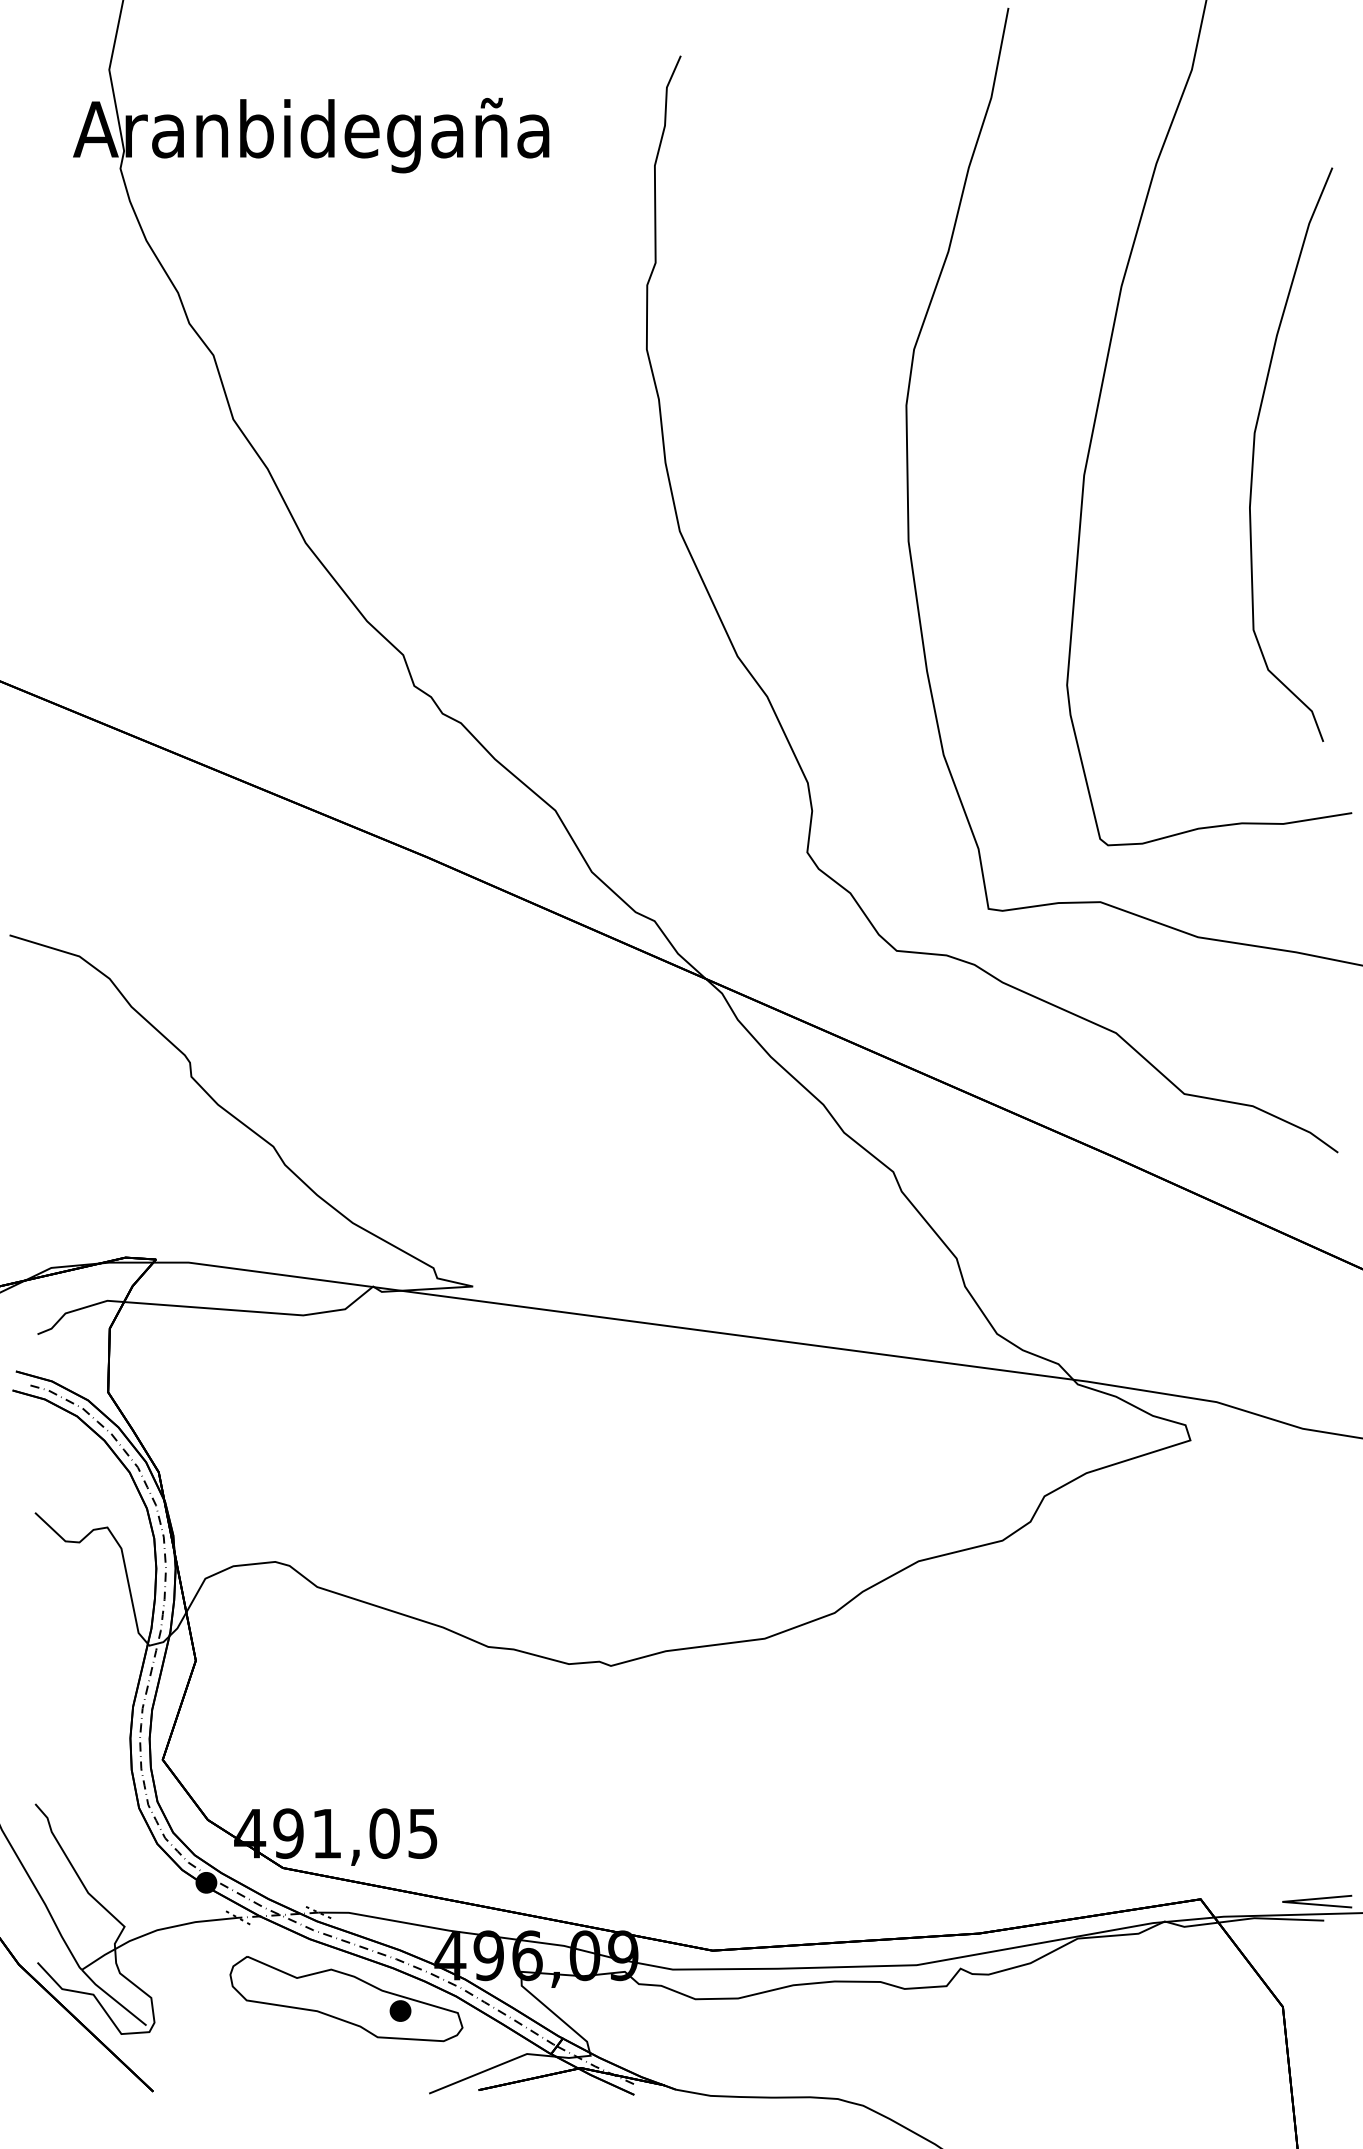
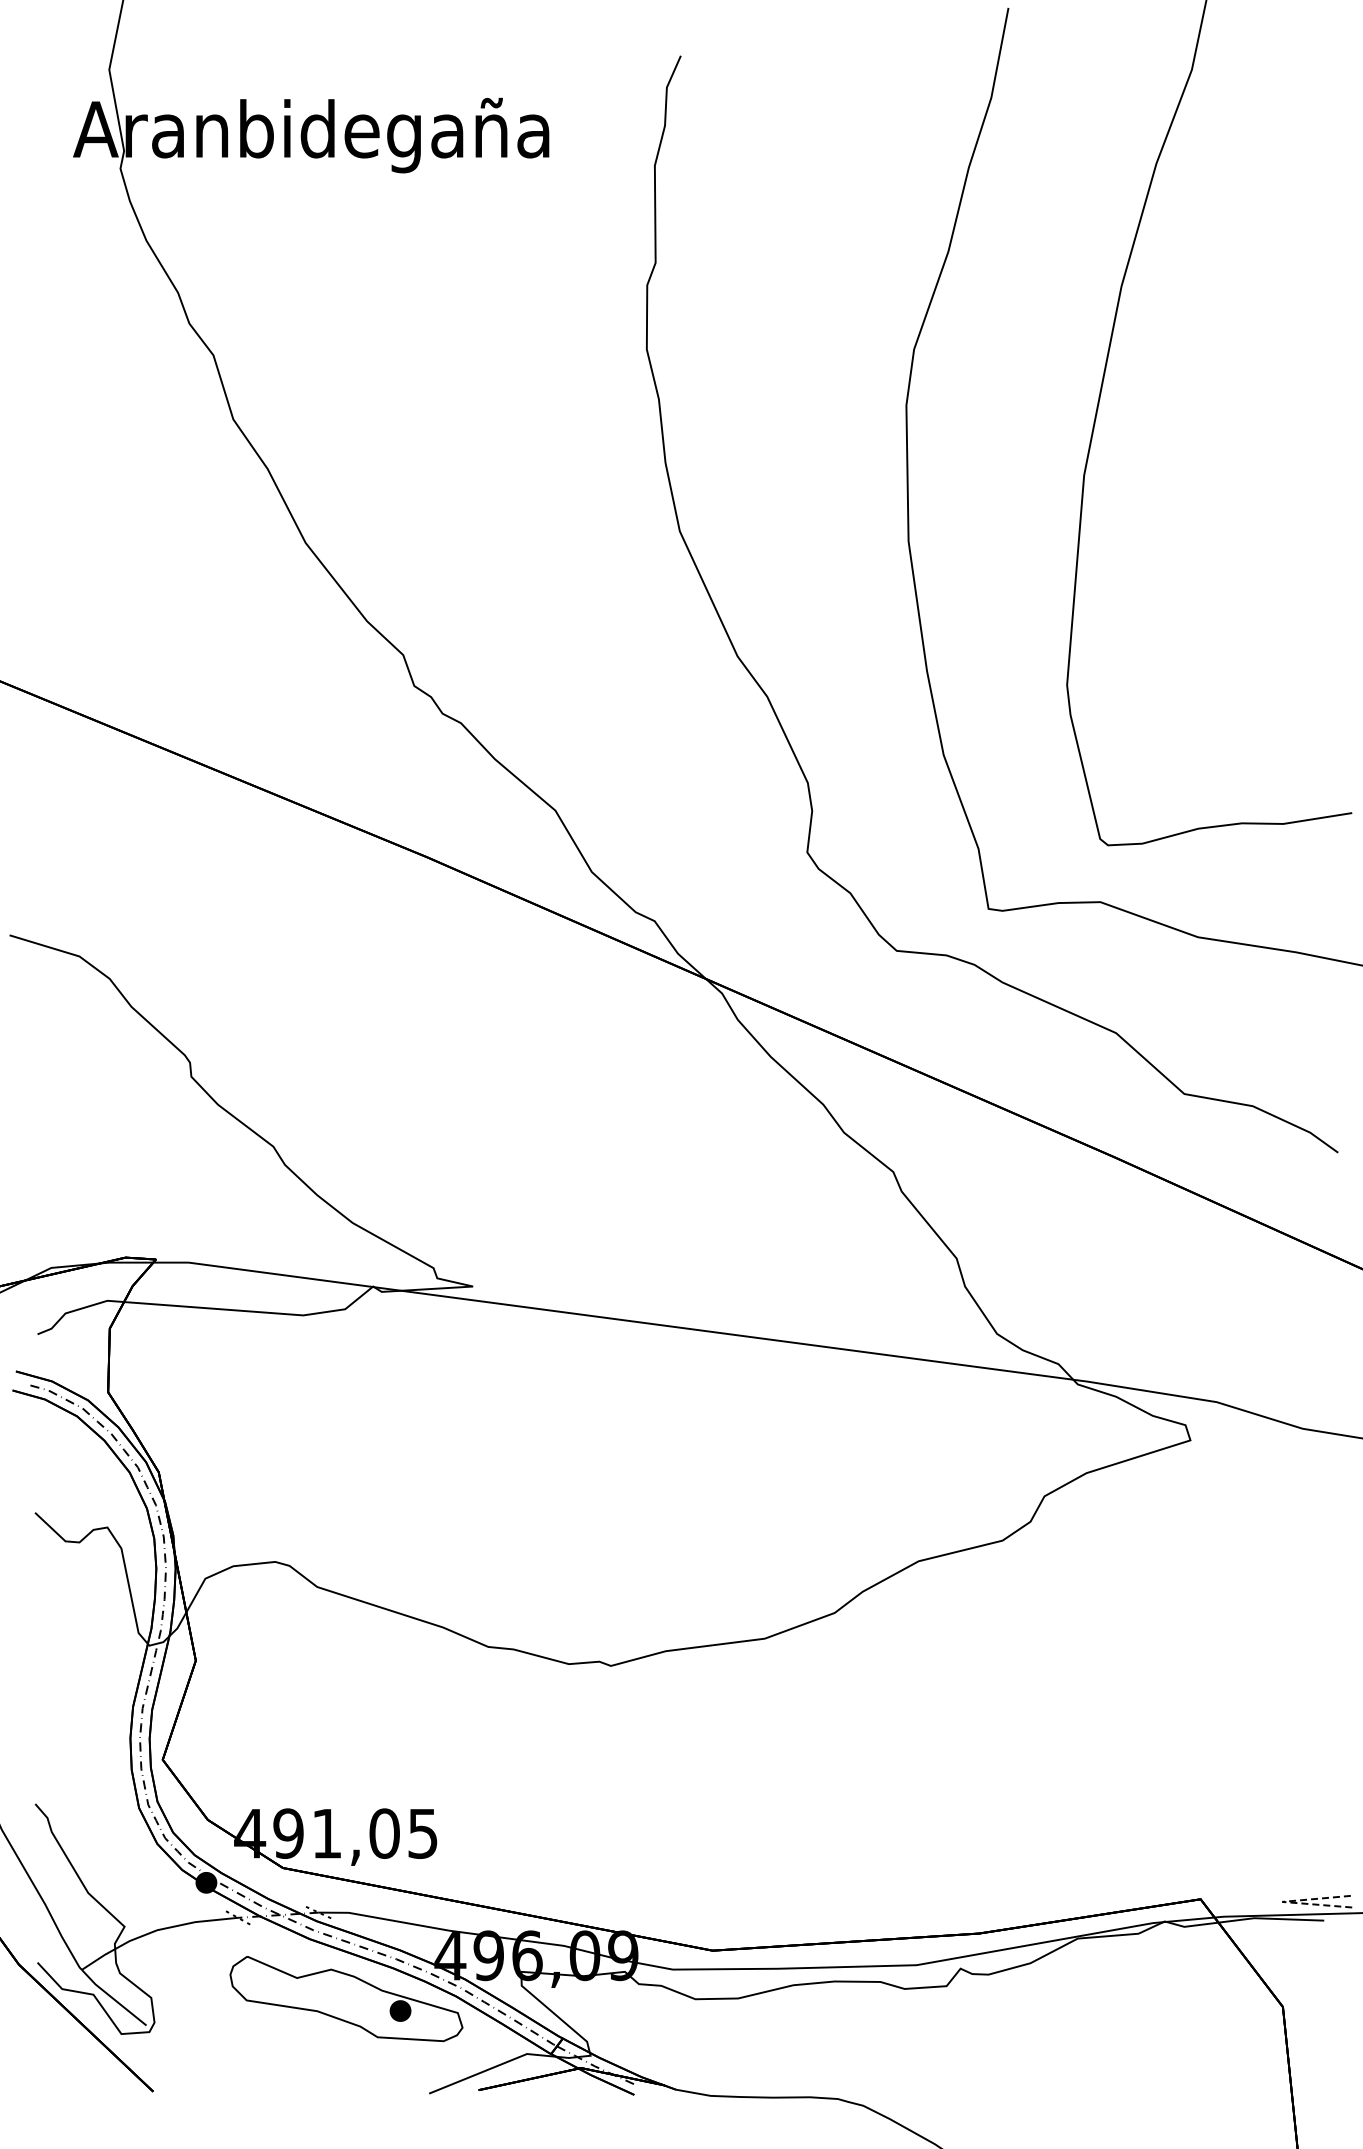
curve: present -> none (1254, 454)
line: solid -> dashed (1282, 1901)
